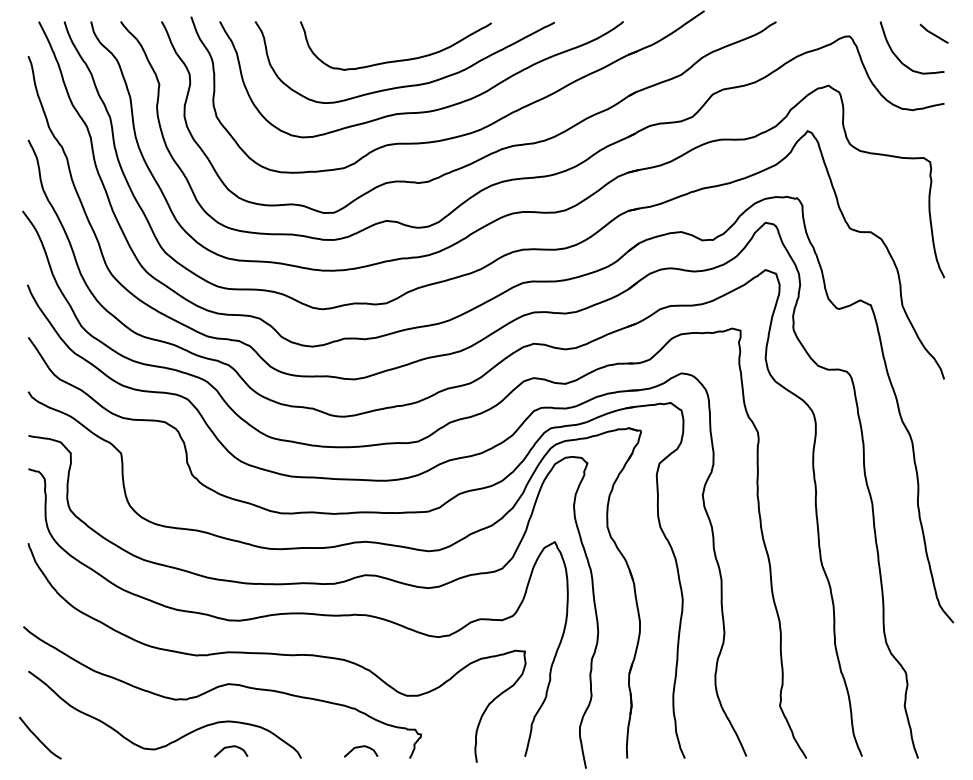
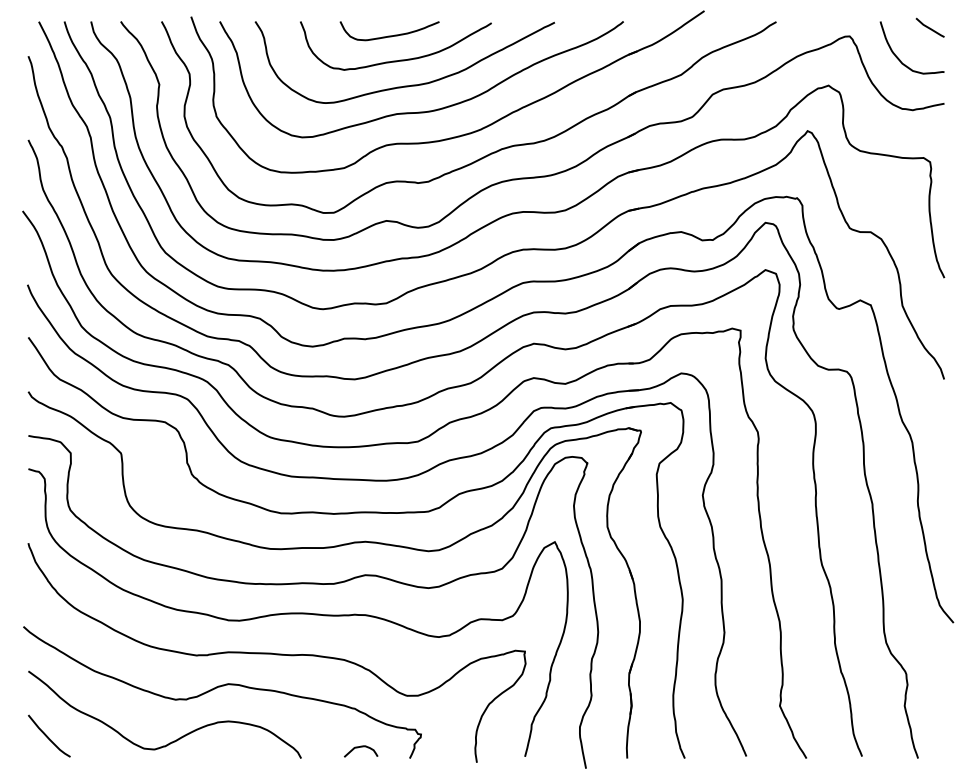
line position: (933, 33) -> (929, 27) (929, 27)
curve: none -> present (389, 35)
curve position: (39, 738) -> (48, 736) (48, 736)
curve: present -> none (231, 747)
